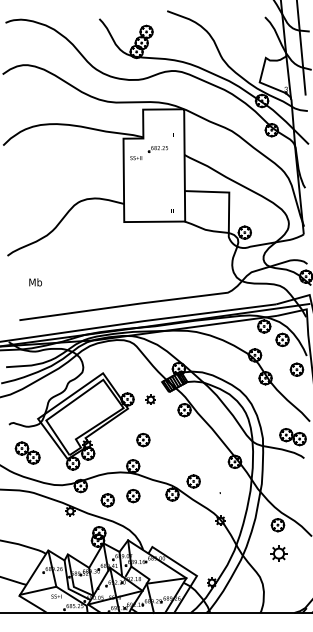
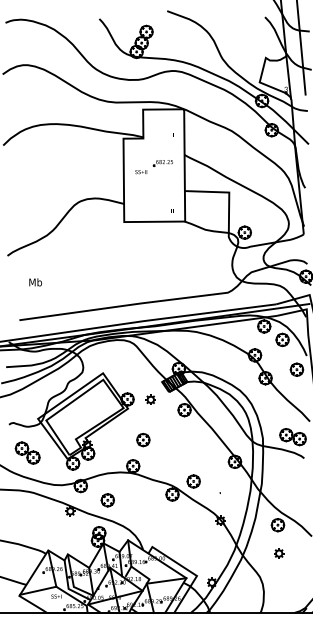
part position: (148, 153) -> (153, 167) (153, 167)
part: present -> none (133, 496)
part size: 18x17 px -> 11x11 px (279, 553)
